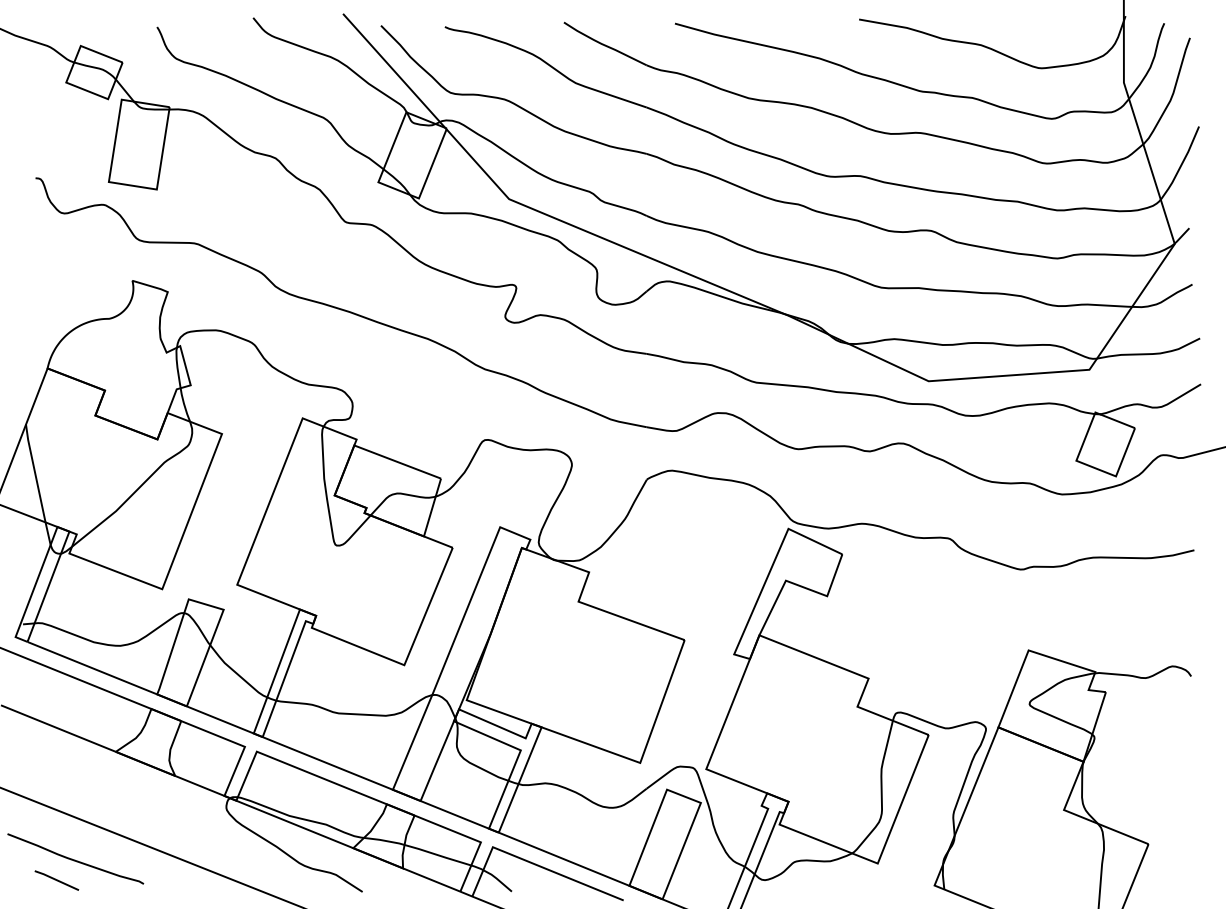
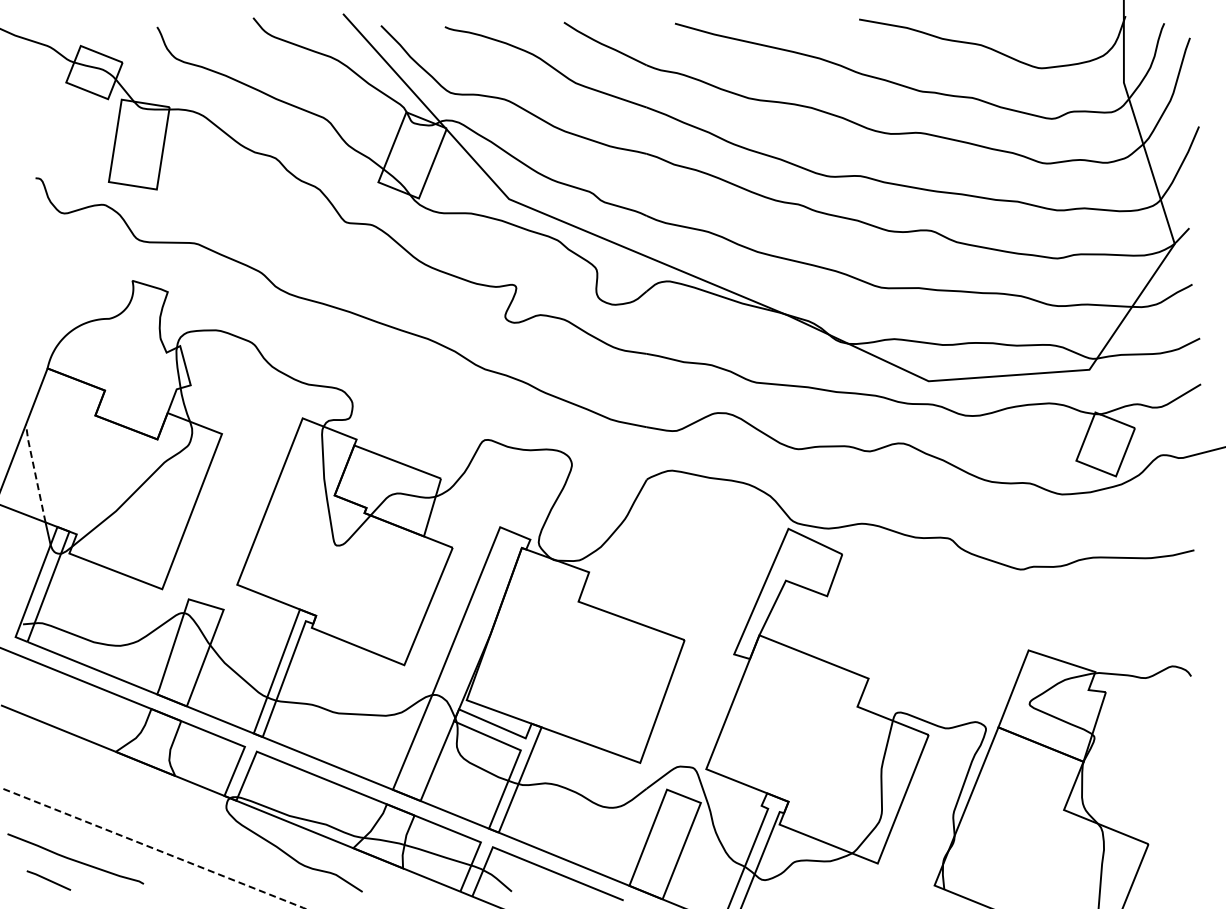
line: solid -> dashed (35, 472)
line: solid -> dashed (152, 848)
line position: (56, 880) -> (48, 880) (48, 880)
